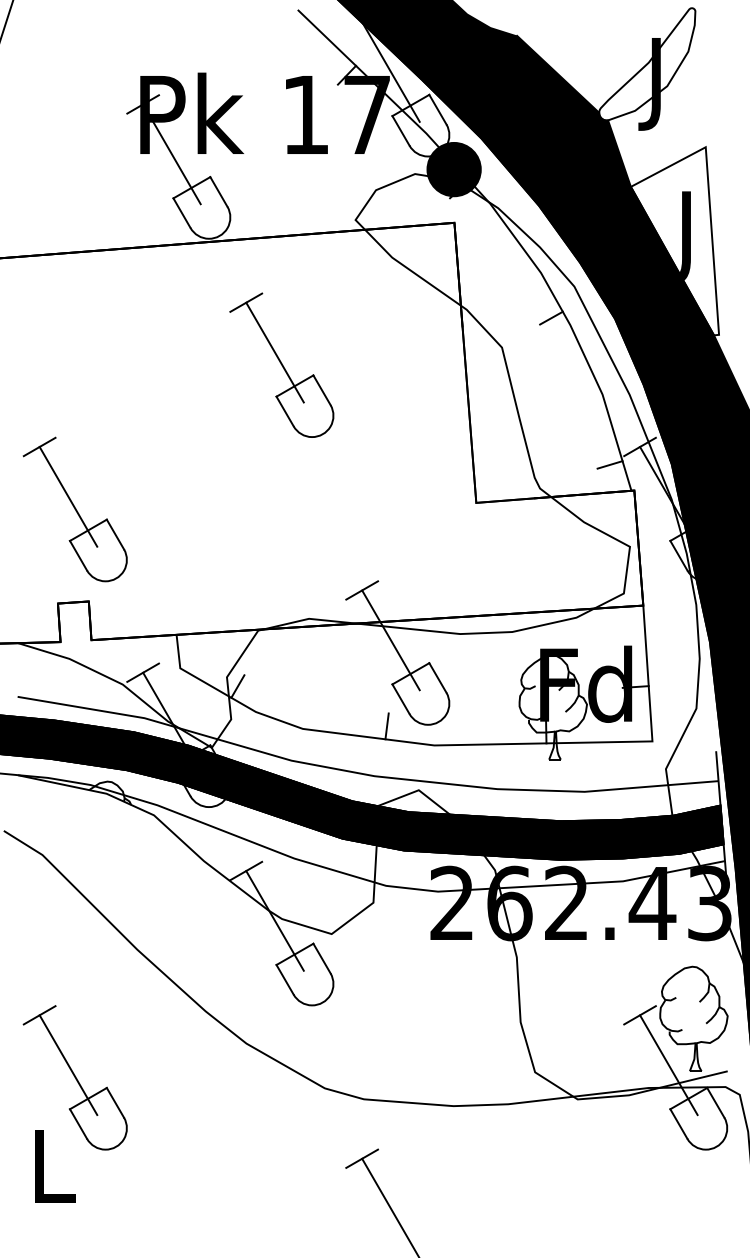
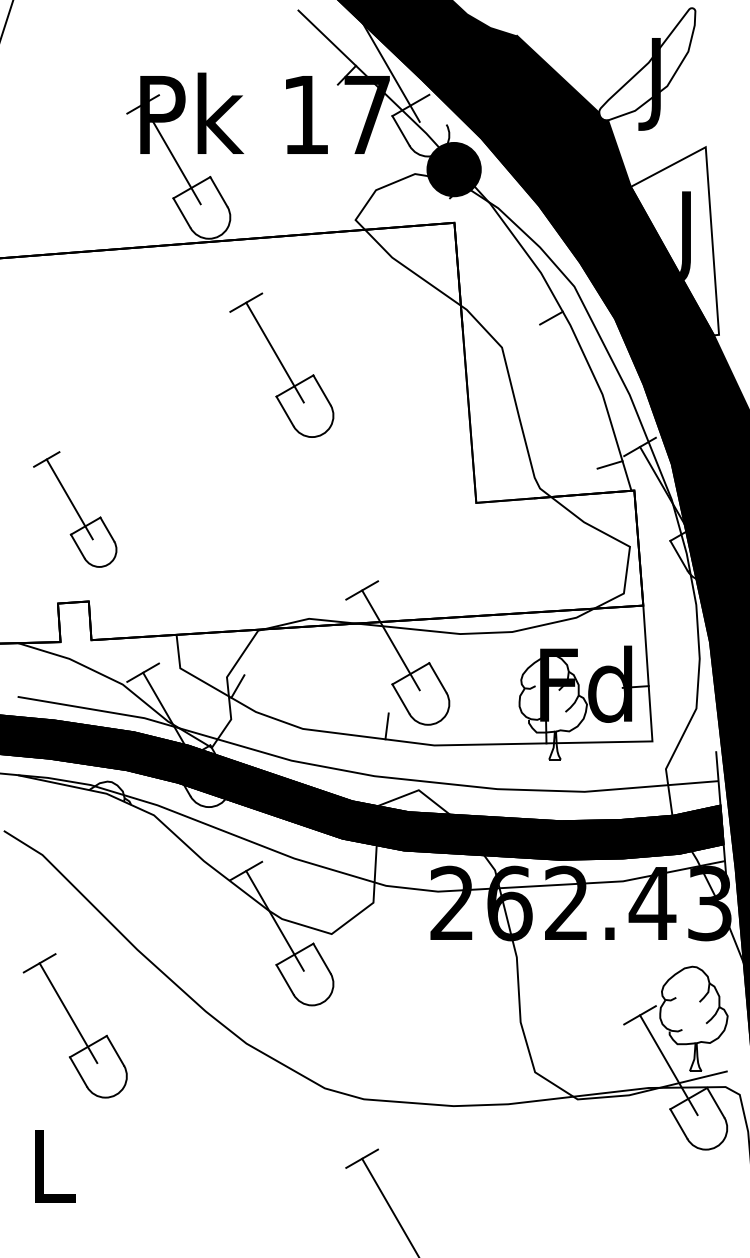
line: present -> none (437, 109)
part size: 106x147 px -> 85x117 px (75, 509)
part position: (74, 1077) -> (74, 1025) (74, 1025)
